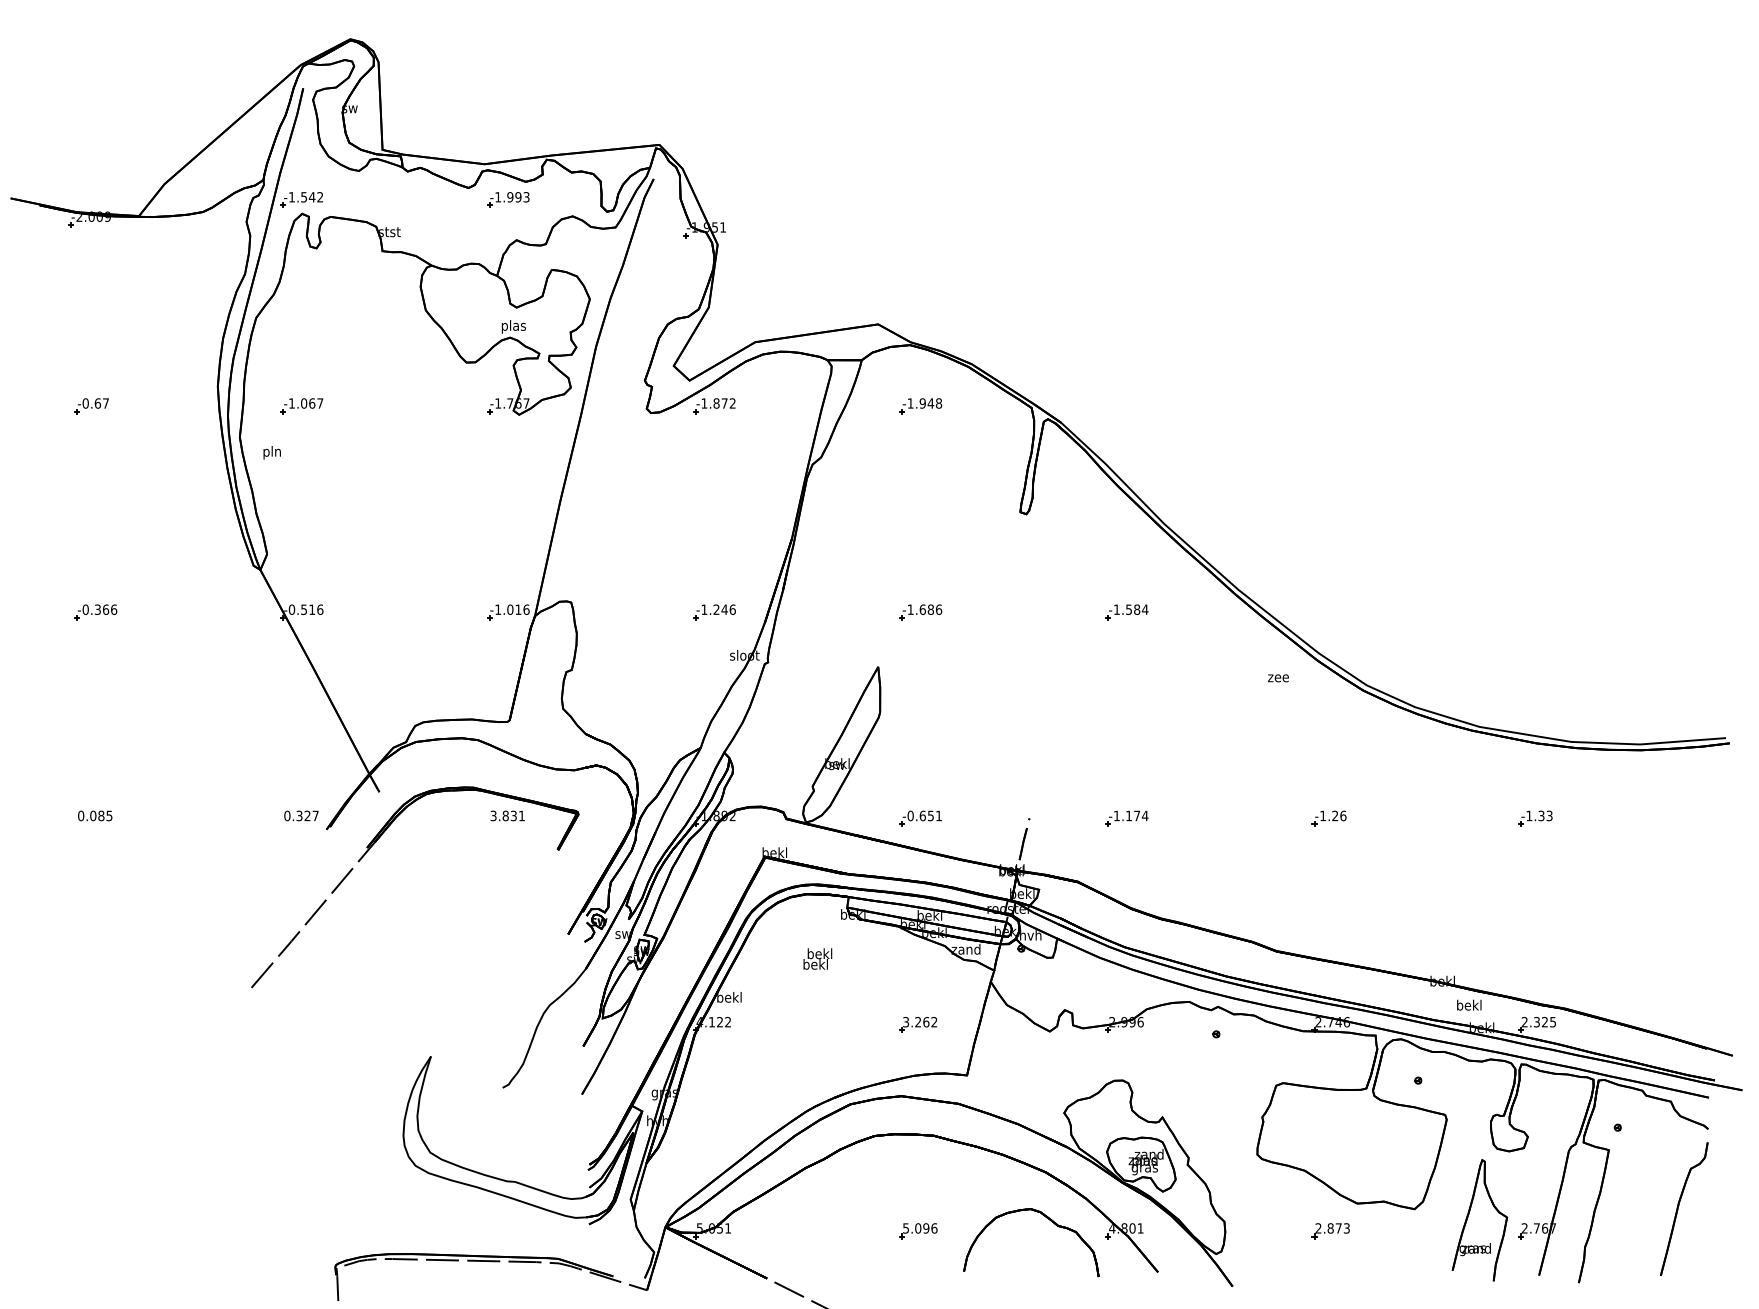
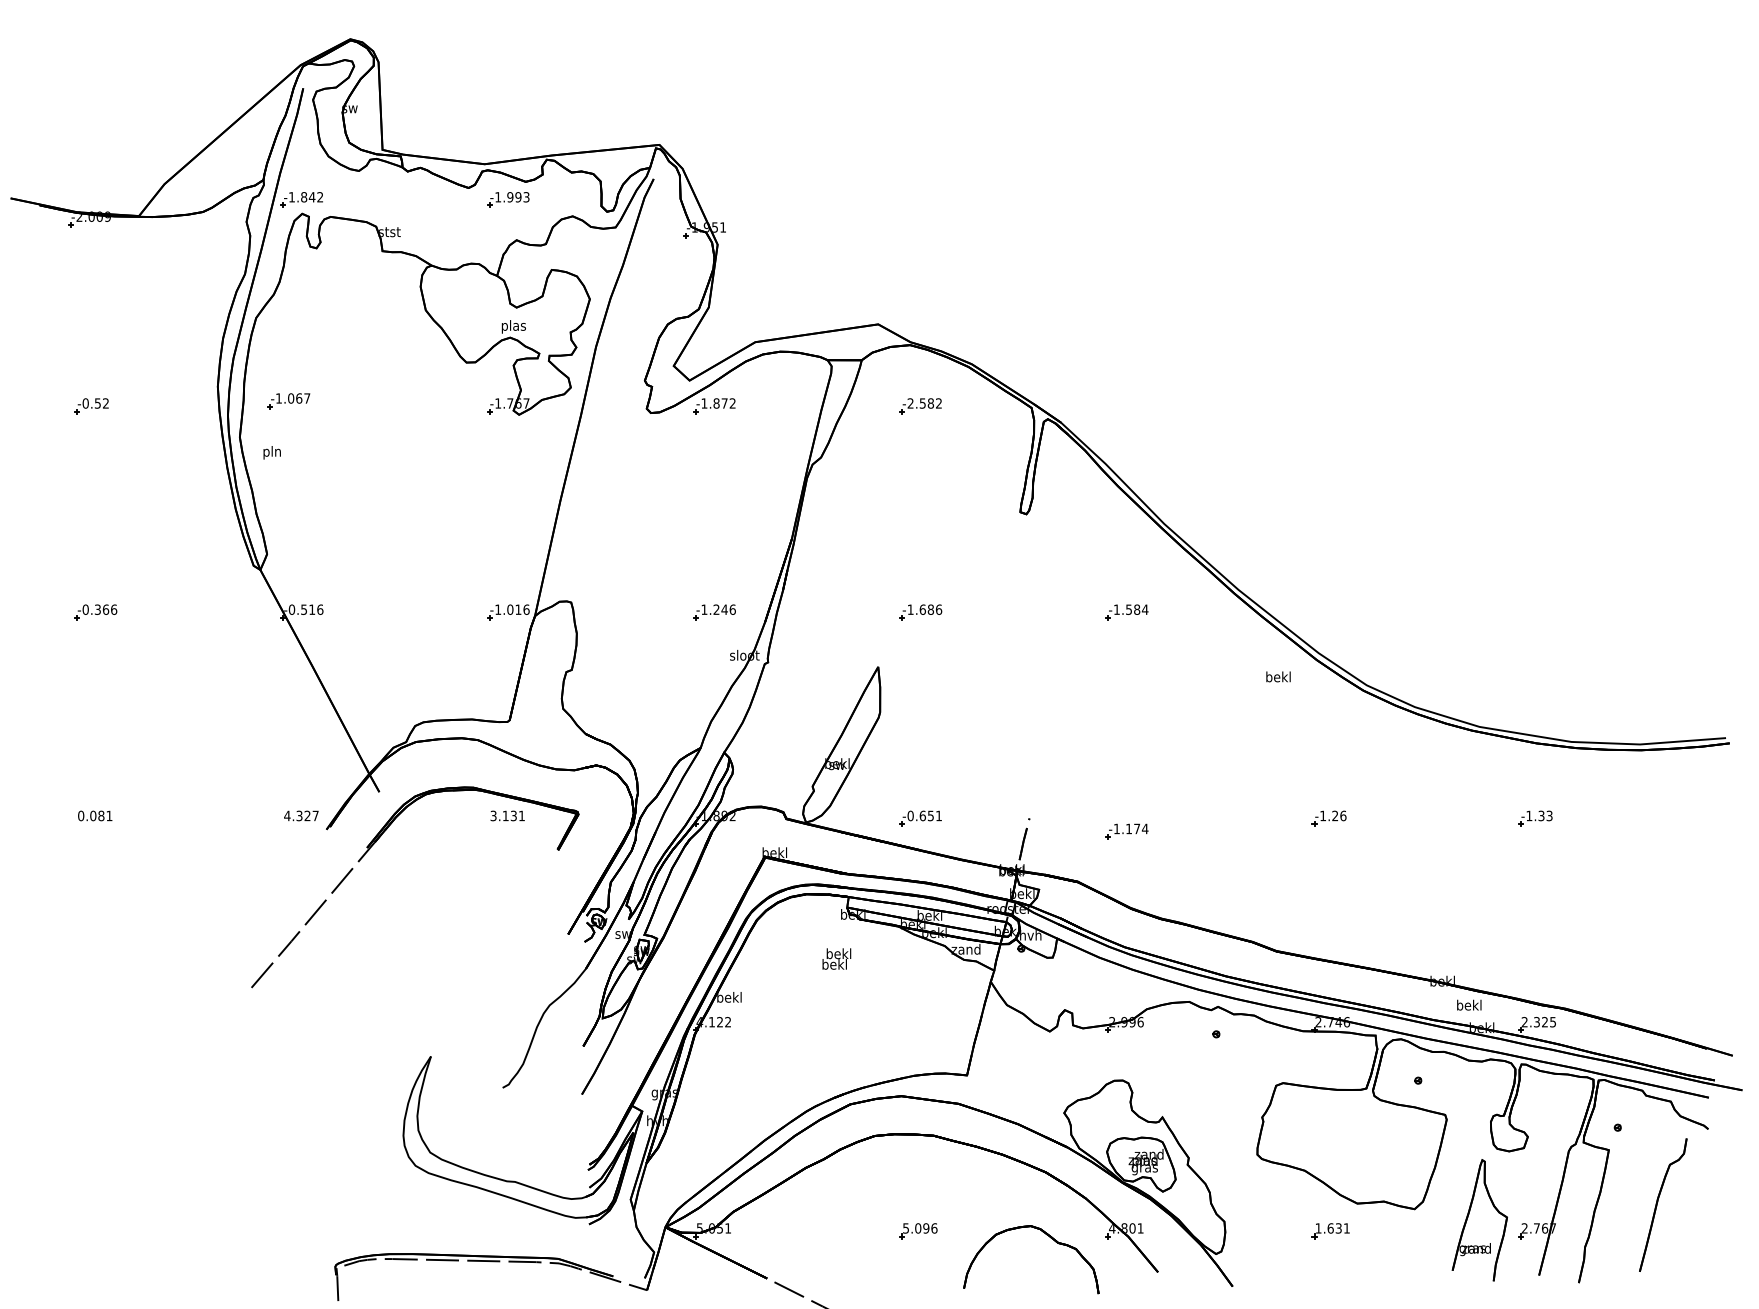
text: -1.542 -> -1.842 (304, 197)
text: -0.67 -> -0.52 (101, 403)
text: -1.948 -> -2.582 (924, 403)
part position: (301, 406) -> (288, 401) (288, 401)
text: zee -> bekl (1278, 676)
text: 0.085 -> 0.081 (109, 815)
text: 0.327 -> 4.327 (287, 815)
text: 3.831 -> 3.131 (505, 815)
part position: (1126, 818) -> (1126, 831) (1126, 831)
text position: (817, 958) -> (836, 958) (836, 958)
part: present -> none (918, 1024)
part position: (1684, 1208) -> (1663, 1204) (1663, 1204)
part position: (1046, 1218) -> (1046, 1235) (1046, 1235)
text: 2.873 -> 1.631 (1332, 1228)
